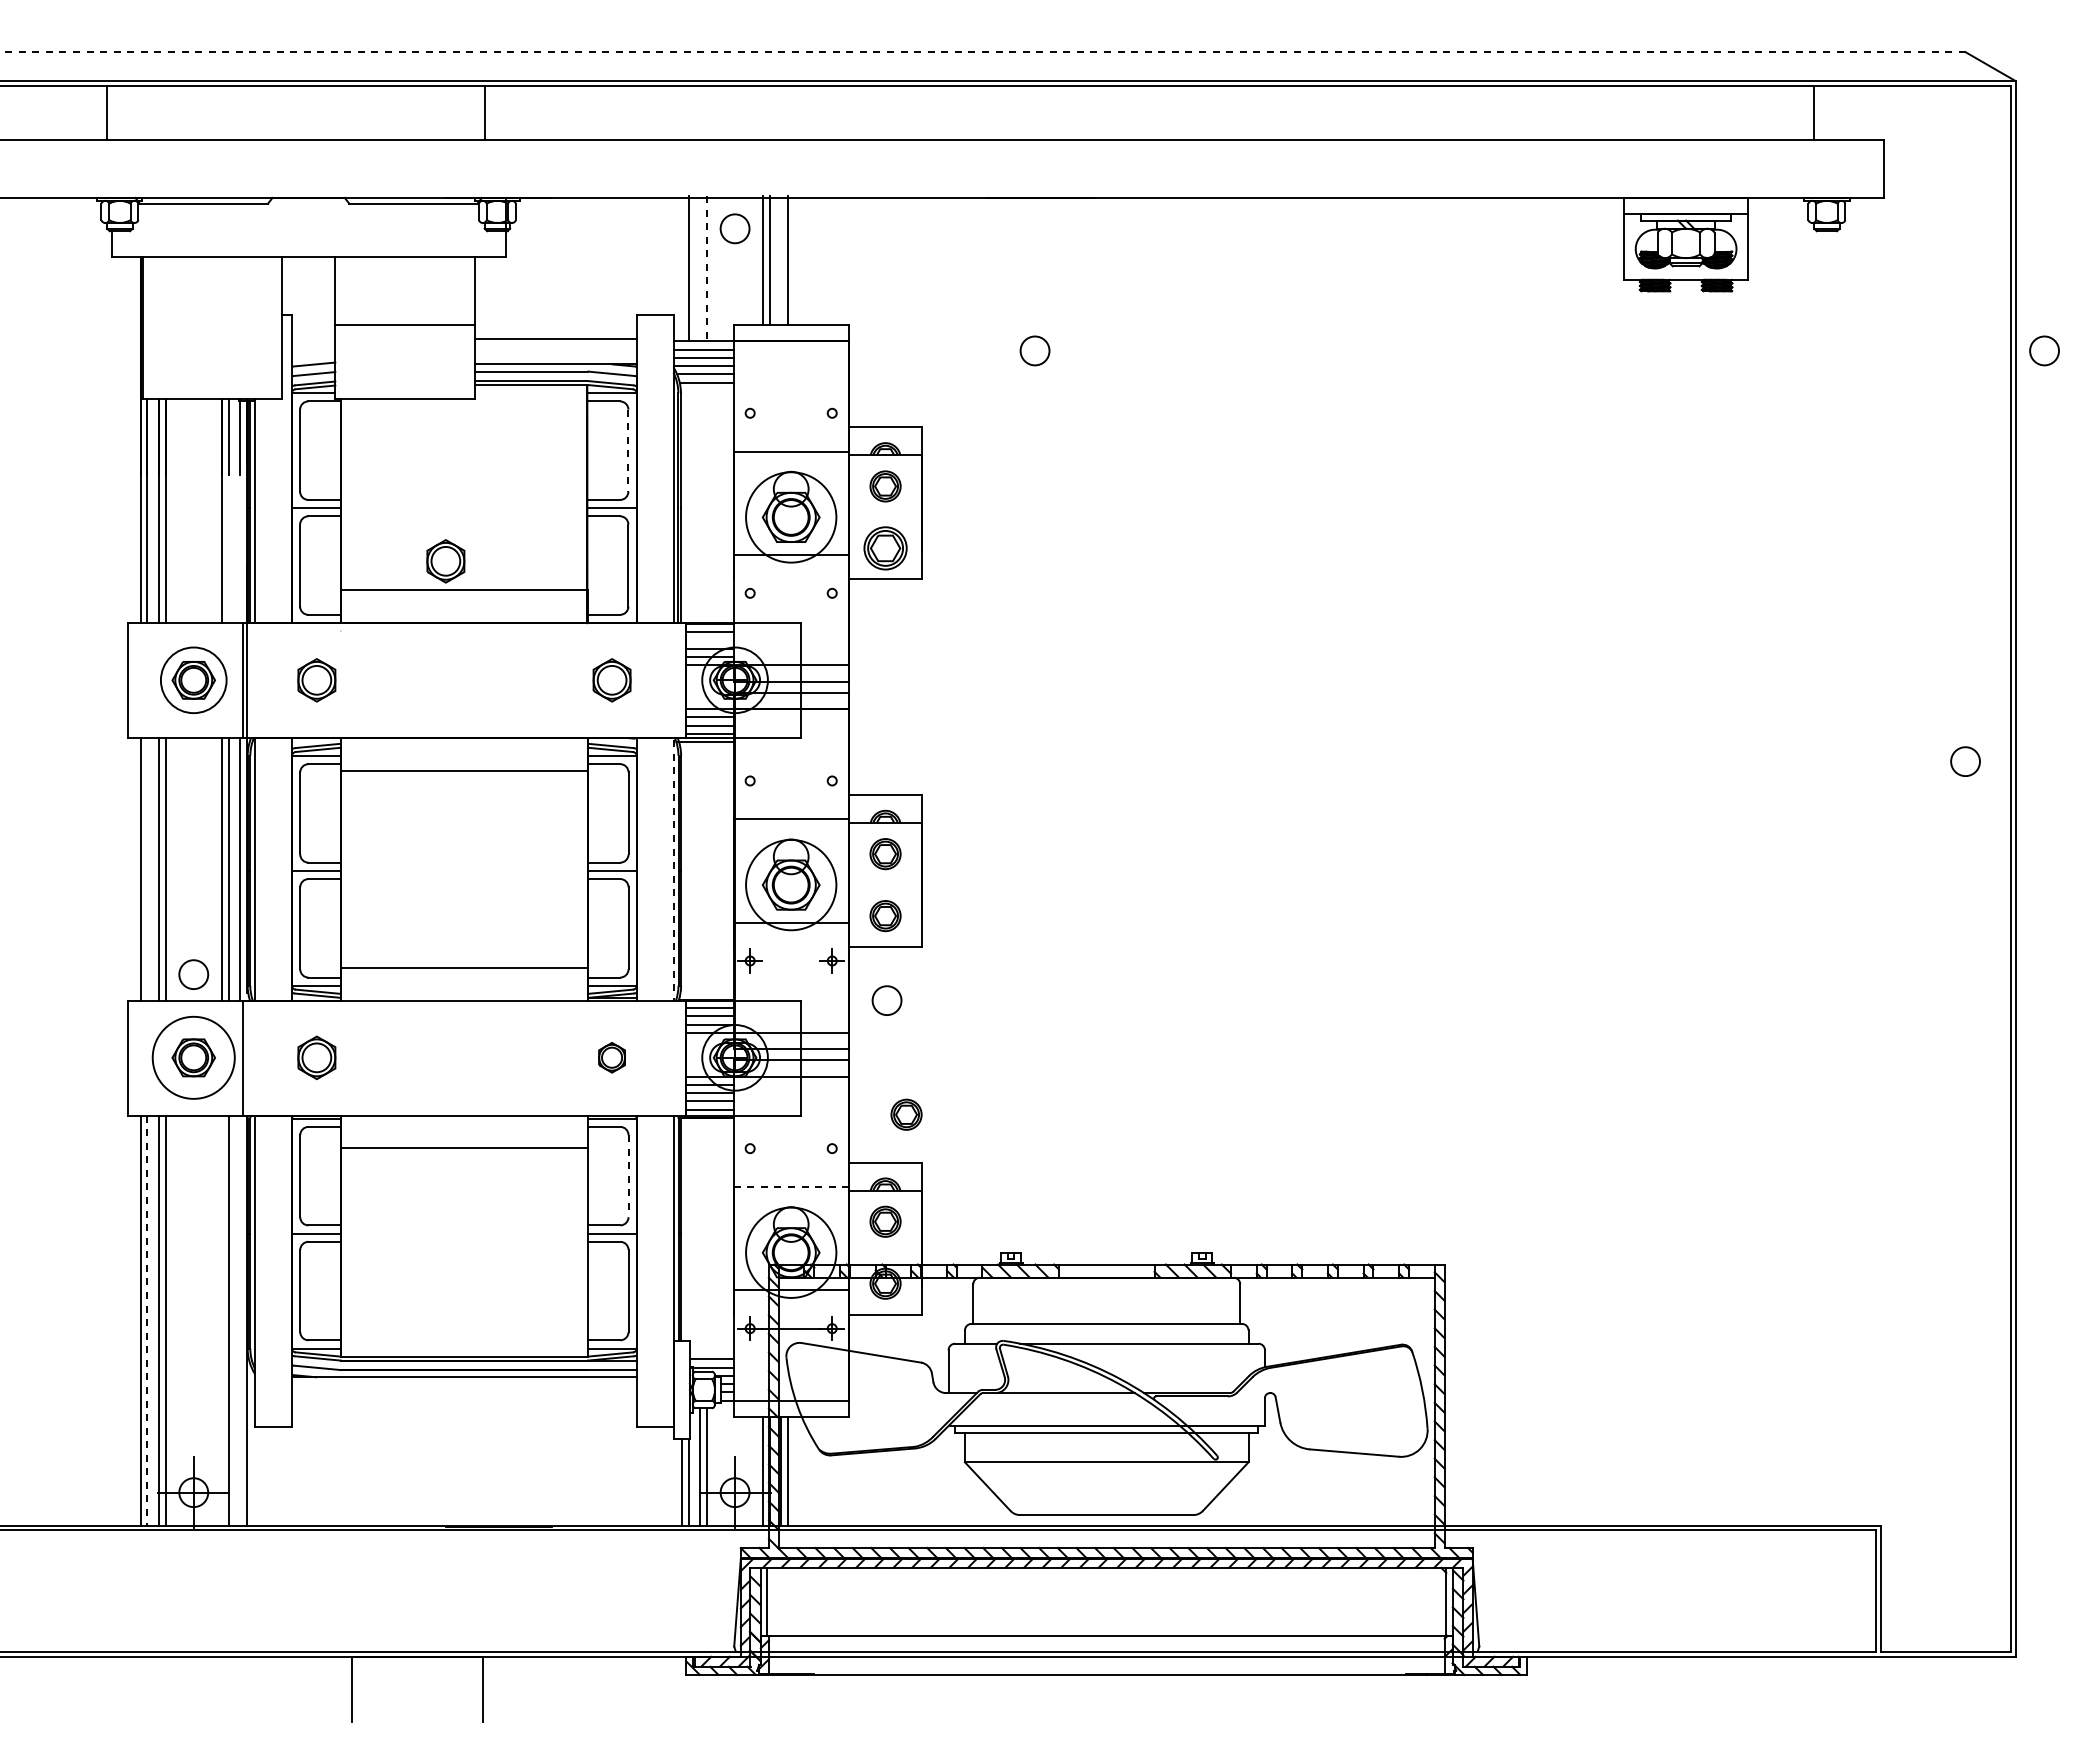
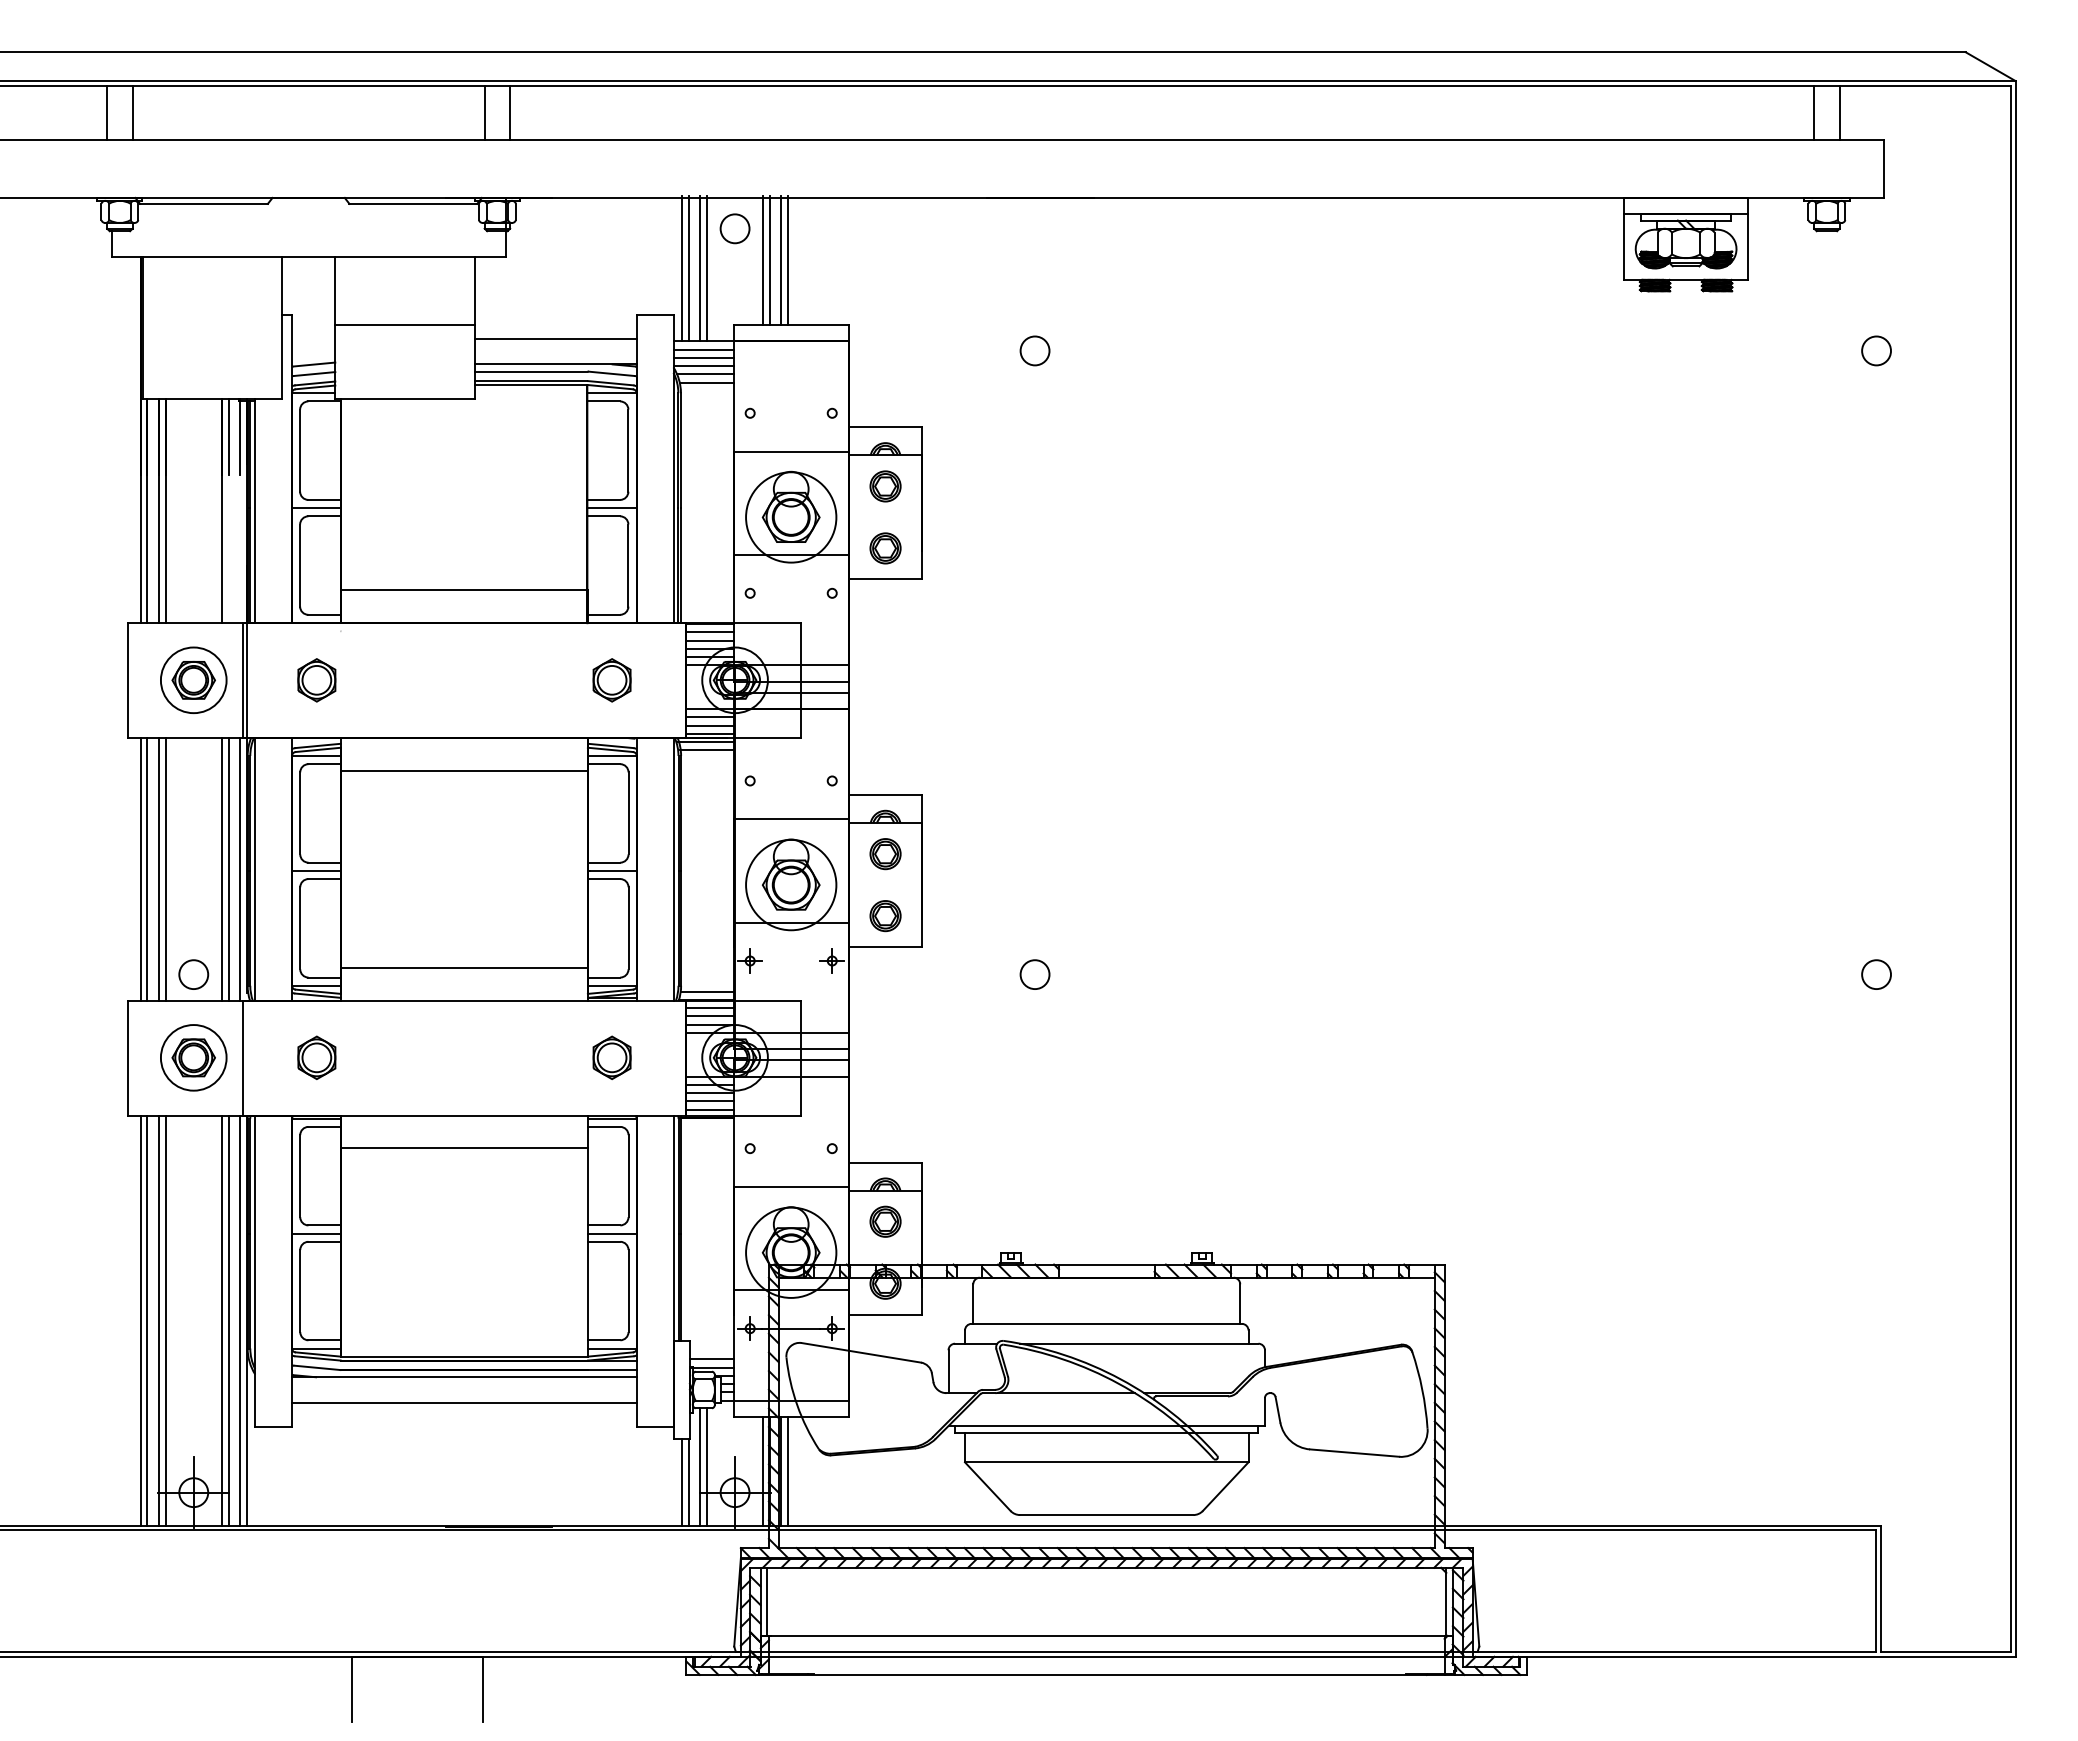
line: dashed -> solid (982, 52)
line: none -> present (132, 113)
line: none -> present (510, 113)
line: none -> present (1839, 113)
line: none -> present (781, 260)
line: none -> present (681, 268)
line: none -> present (700, 268)
line: dashed -> solid (706, 268)
circle position: (2044, 350) -> (1876, 350) (1876, 350)
line: dashed -> solid (628, 451)
part size: 45x45 px -> 33x33 px (885, 548)
part: present -> none (445, 561)
line: none -> present (709, 640)
line: none -> present (706, 750)
circle position: (1965, 761) -> (1876, 974) (1876, 974)
line: none -> present (147, 869)
line: dashed -> solid (673, 870)
line: none -> present (706, 991)
circle position: (886, 1000) -> (1034, 974) (1034, 974)
circle diameter: 82 px -> 66 px (193, 1057)
part size: 28x32 px -> 40x45 px (611, 1057)
part: present -> none (906, 1114)
line: dashed -> solid (628, 1176)
line: dashed -> solid (791, 1187)
line: dashed -> solid (147, 1320)
line: none -> present (222, 1320)
line: none -> present (240, 1320)
line: none -> present (464, 1402)
